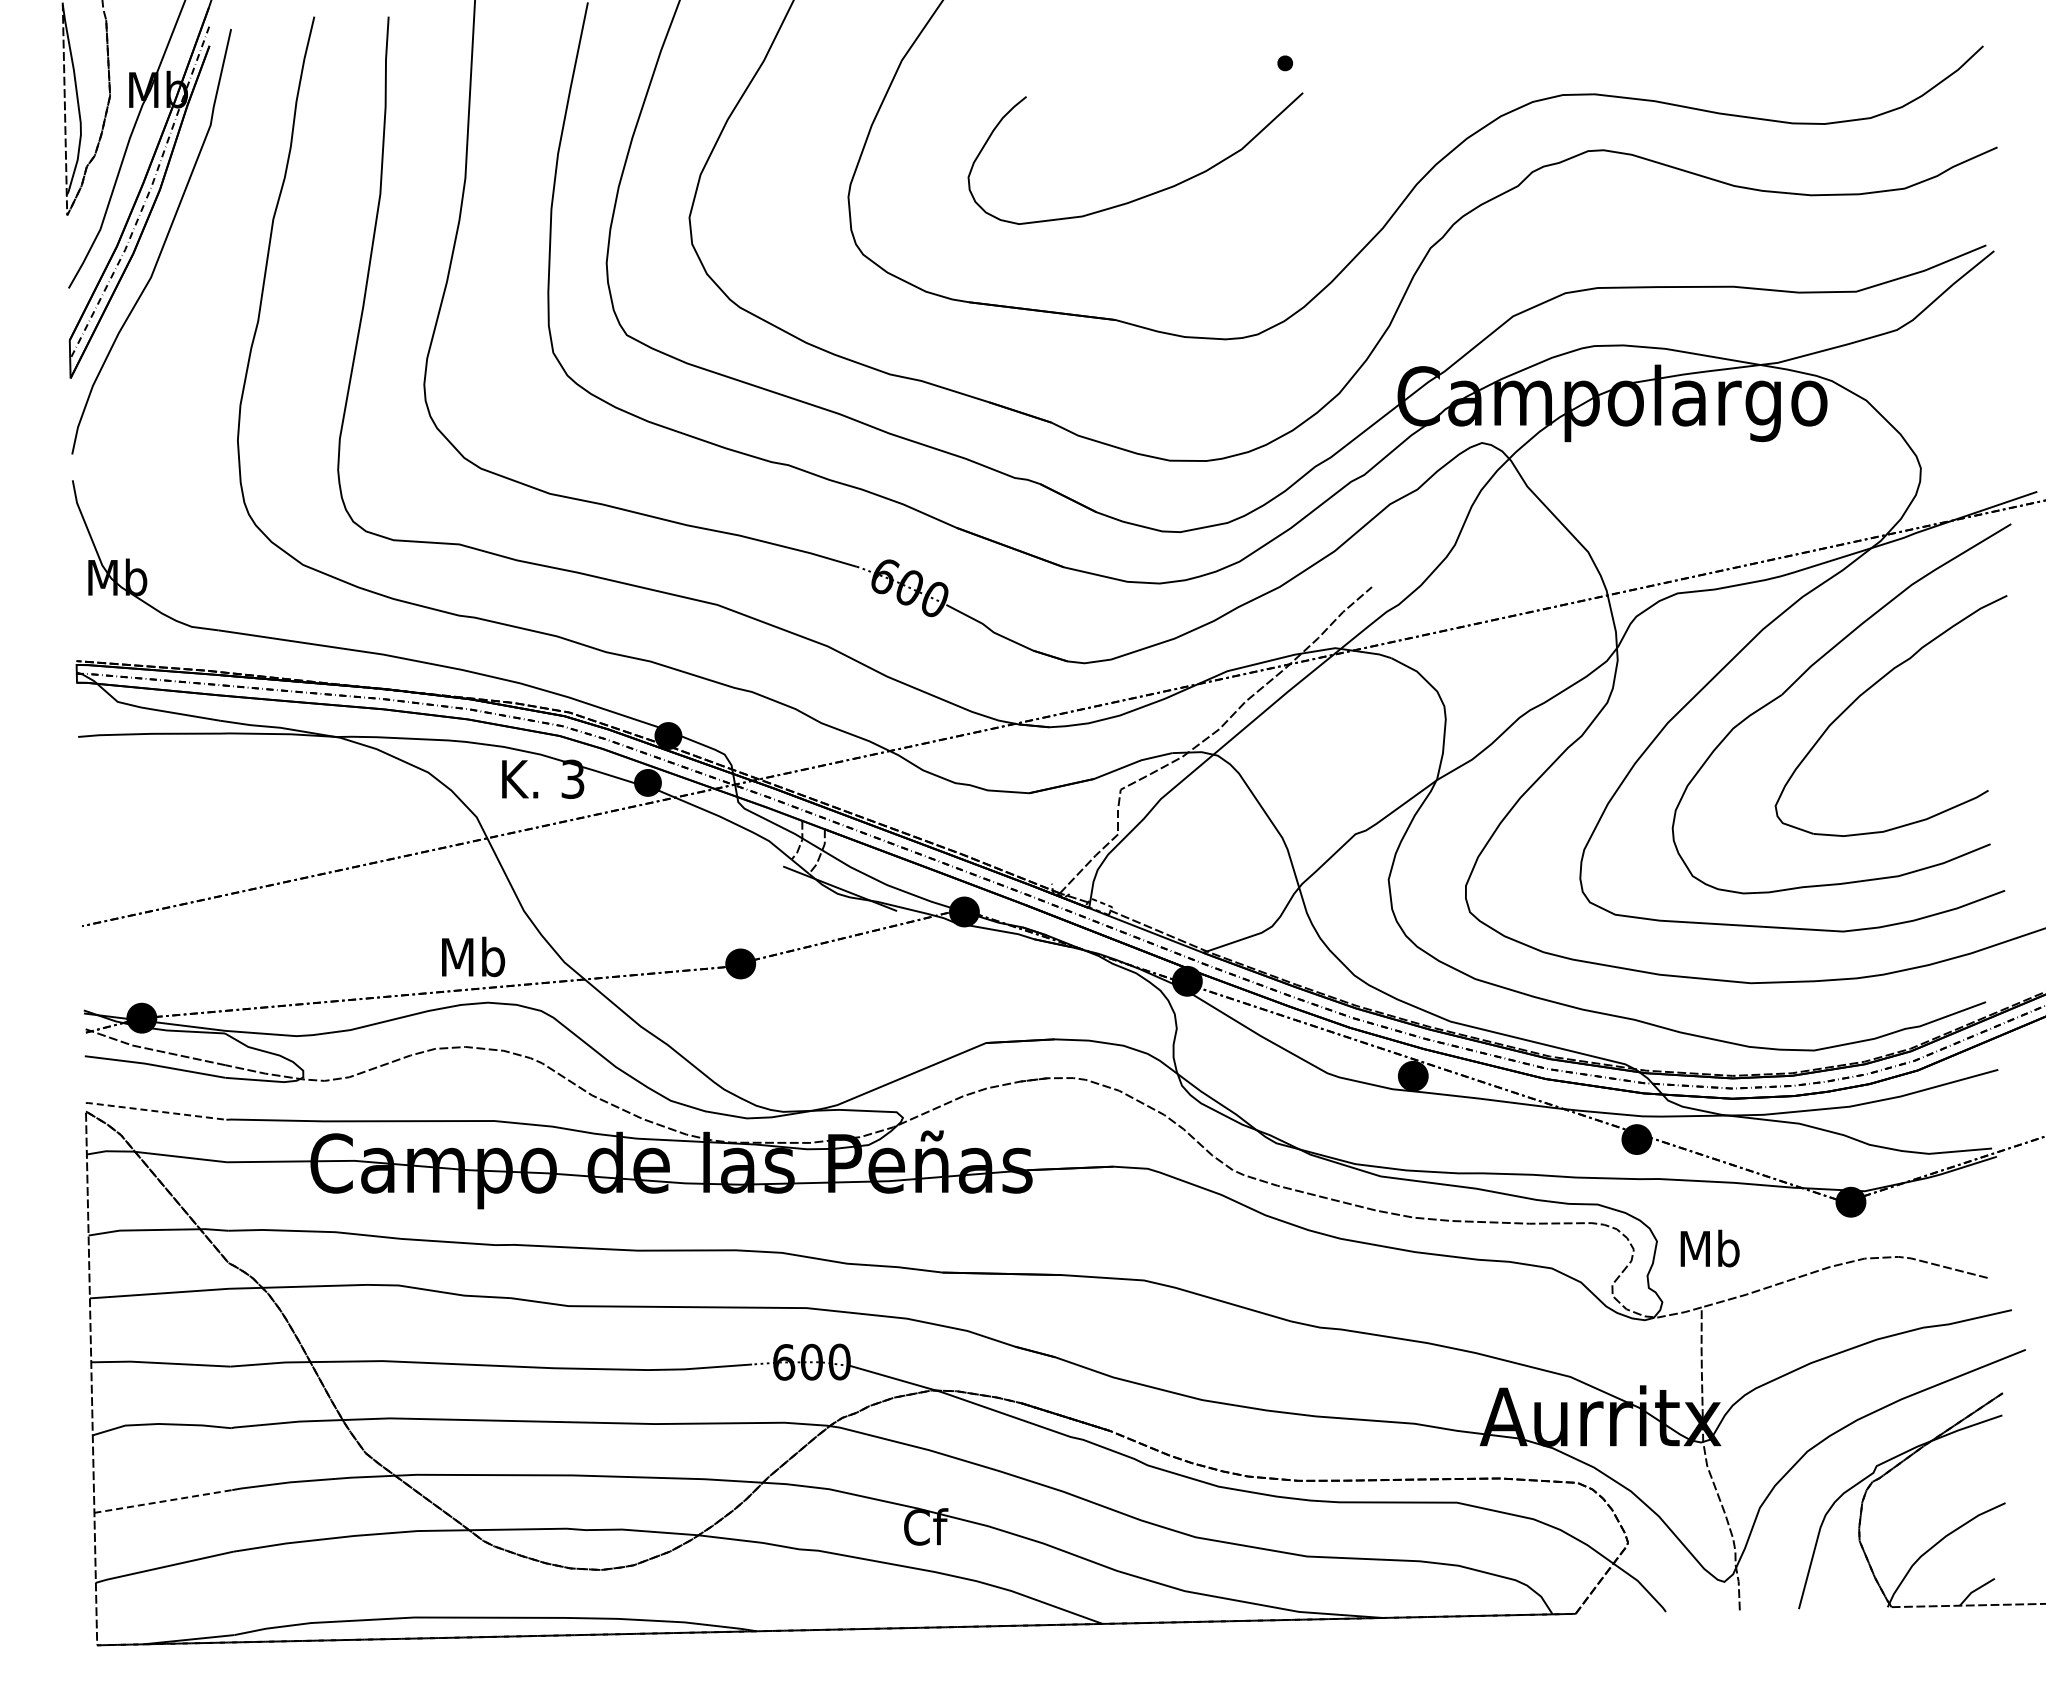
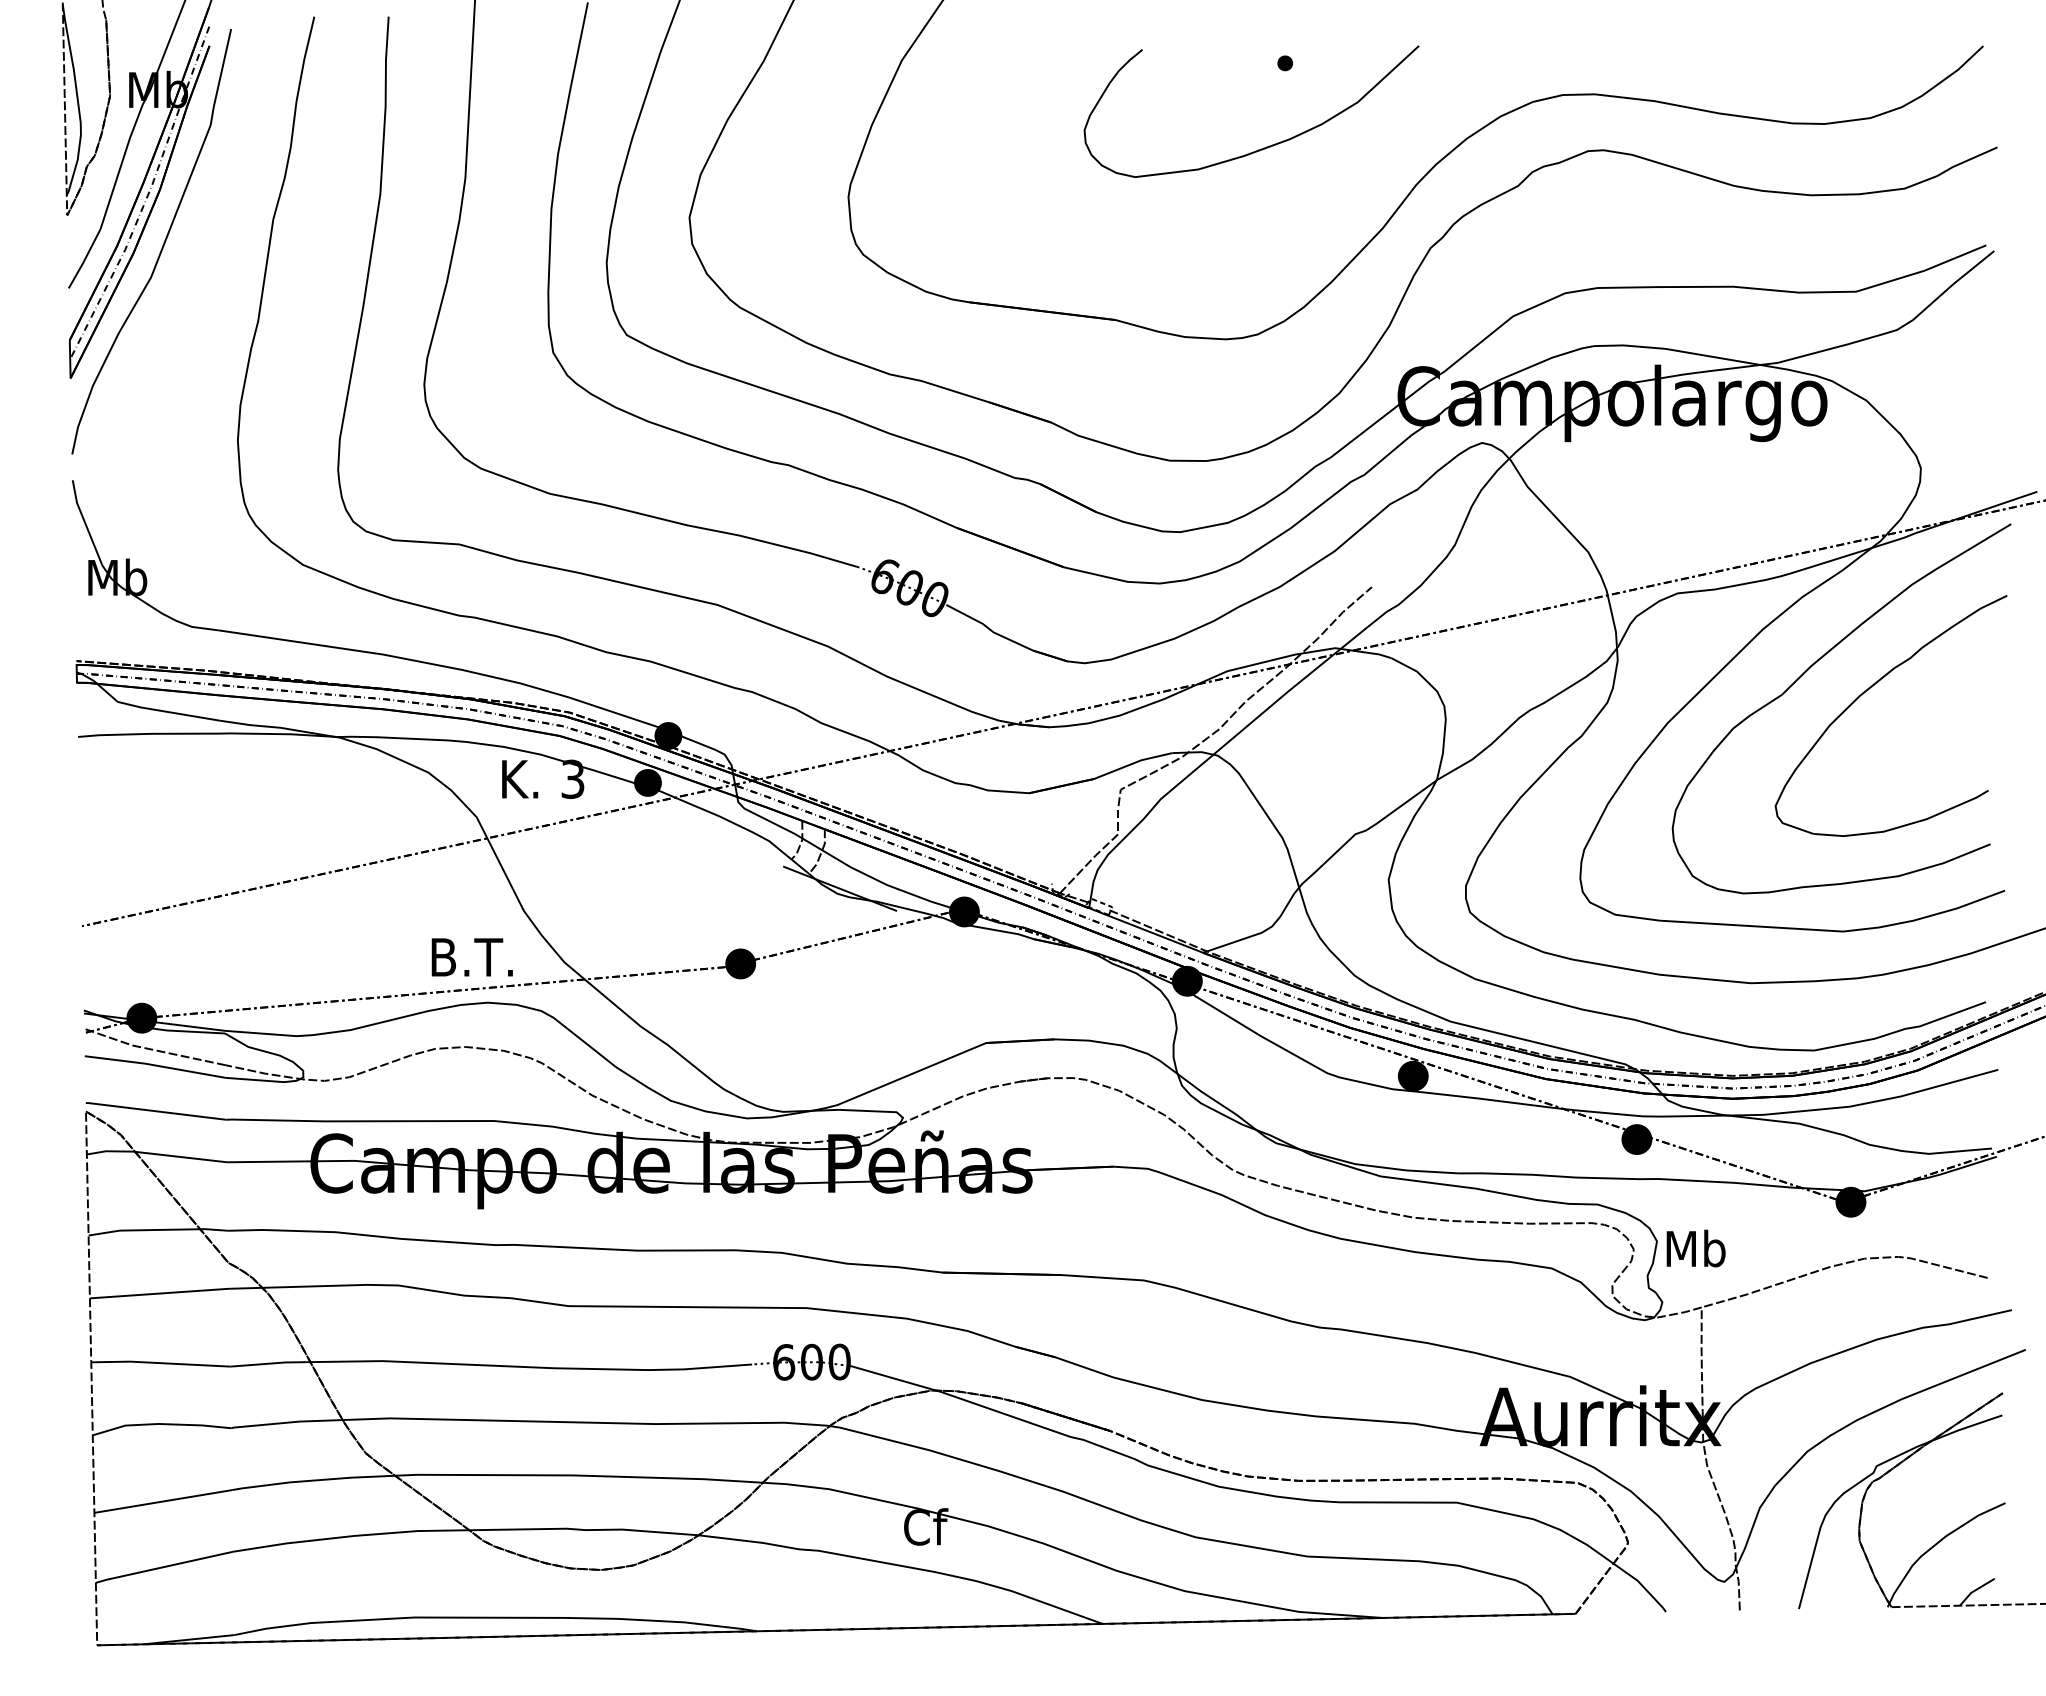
curve position: (1147, 194) -> (1263, 147) (1263, 147)
text: Mb -> B.T. (471, 956)
line: dashed -> solid (156, 1111)
text position: (1709, 1248) -> (1695, 1248) (1695, 1248)
line: dashed -> solid (163, 1501)
